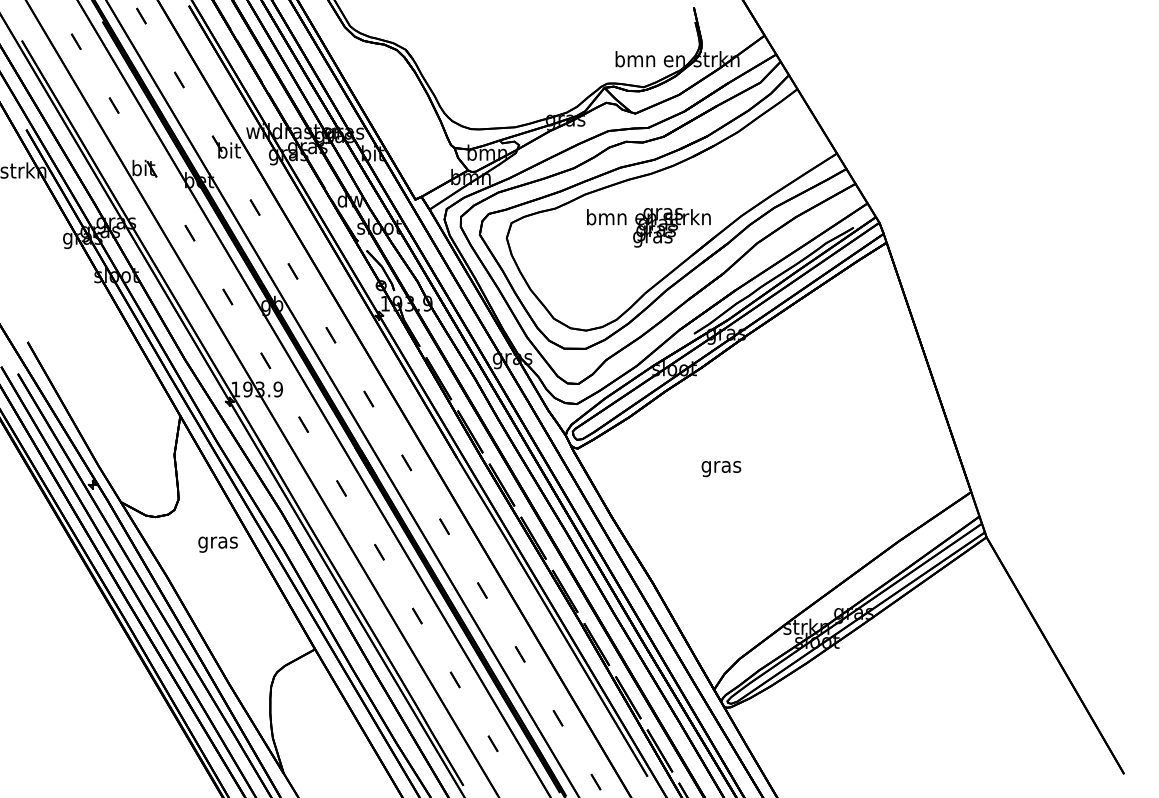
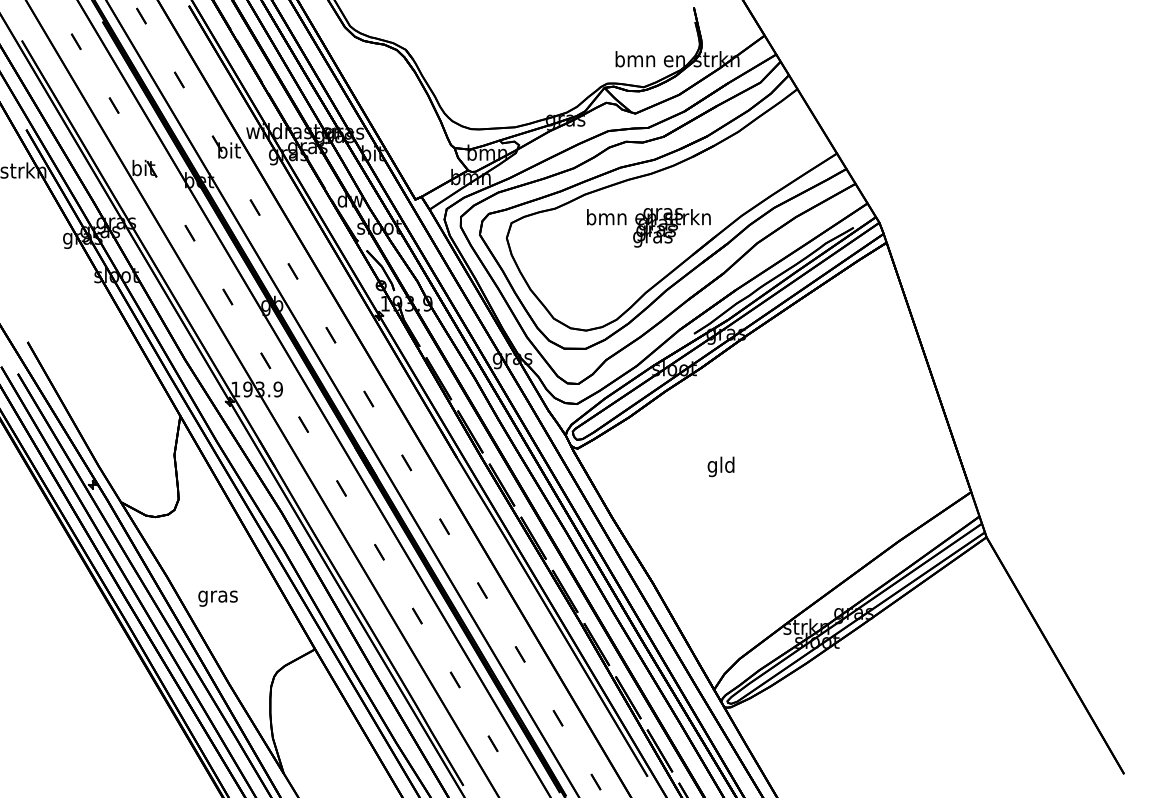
text: gras -> gld (721, 466)
text position: (217, 544) -> (217, 598) (217, 598)
